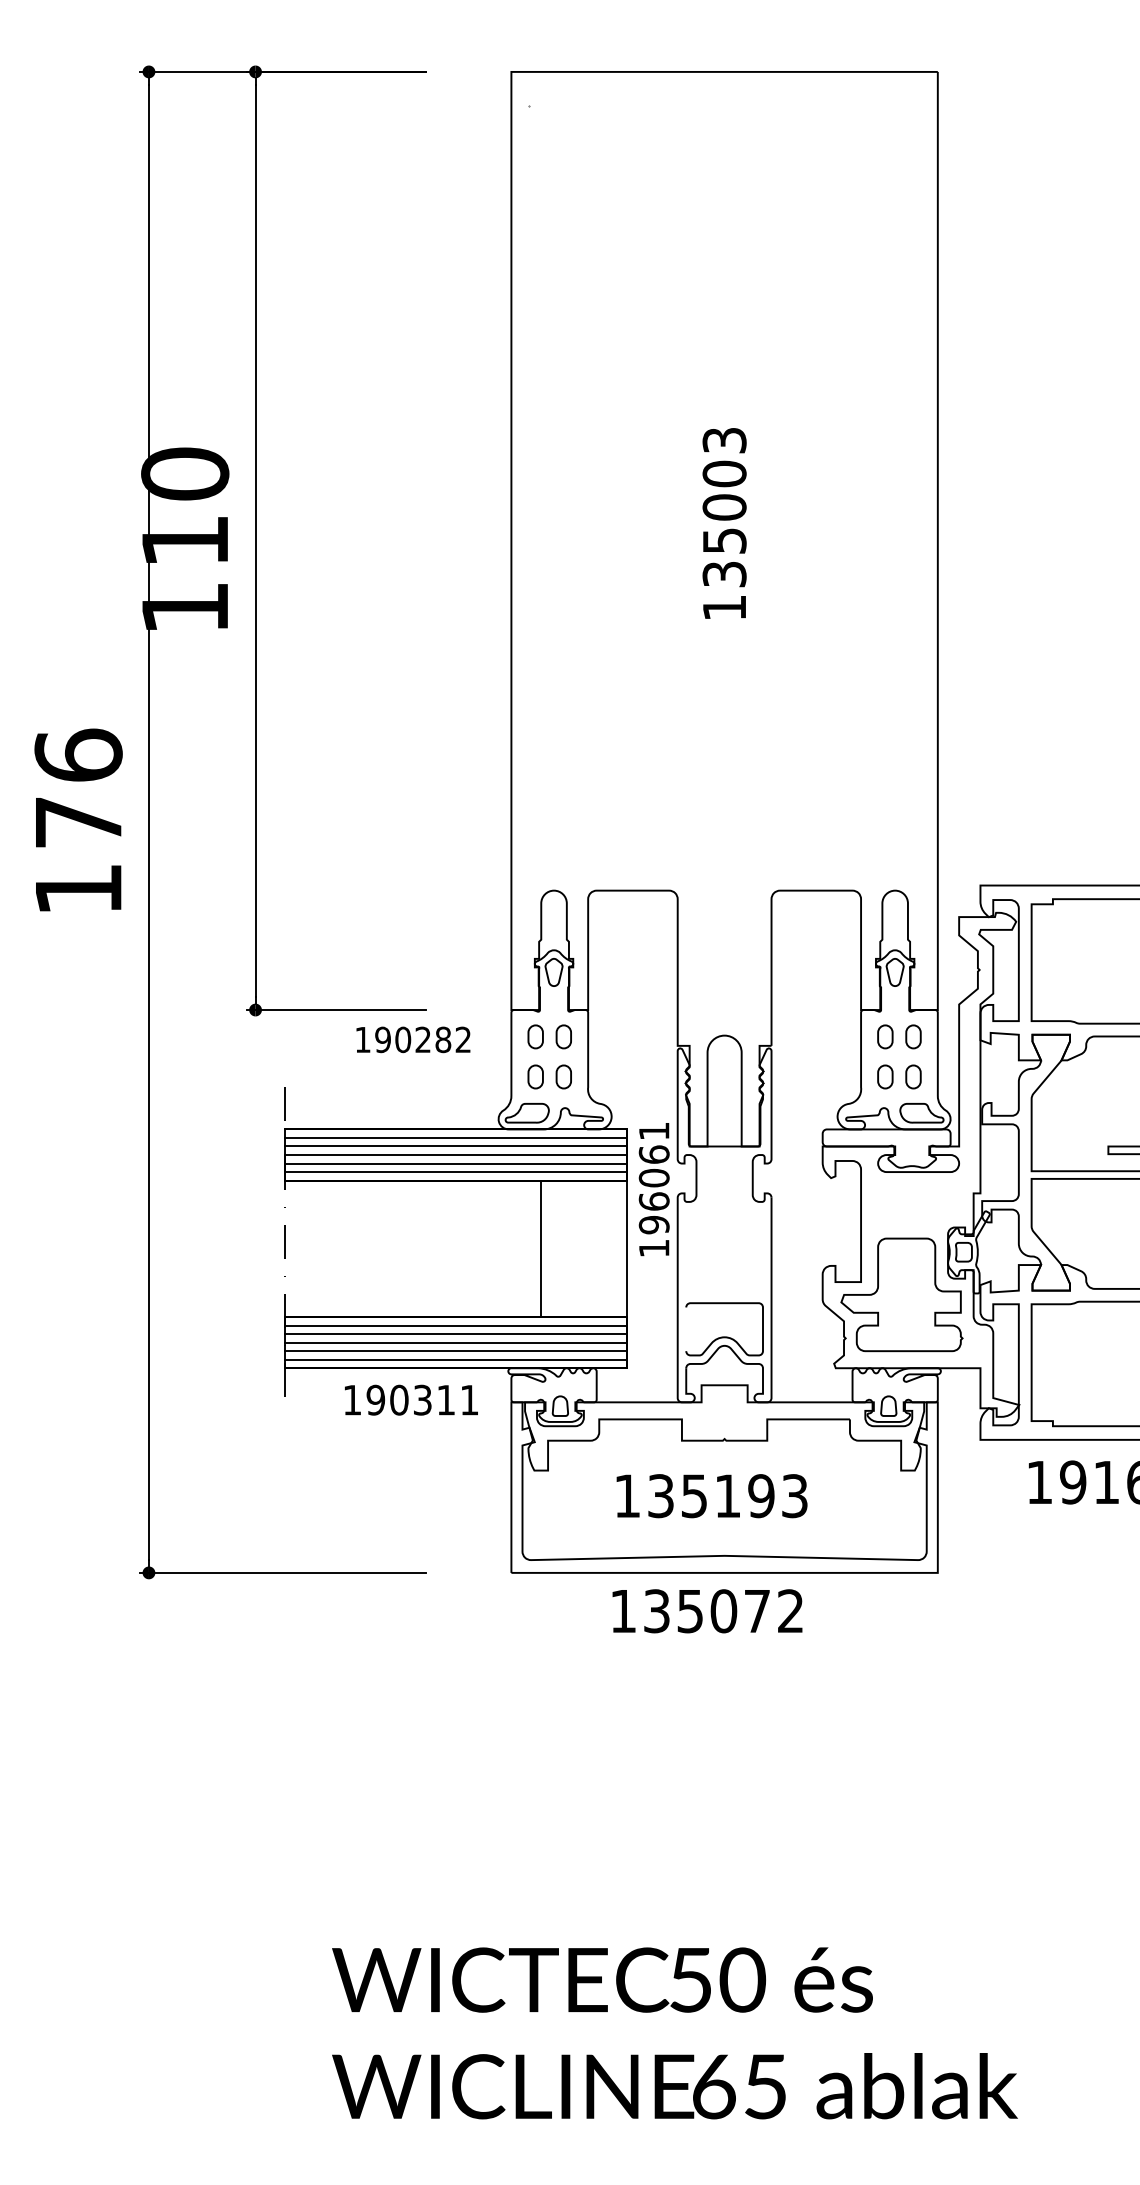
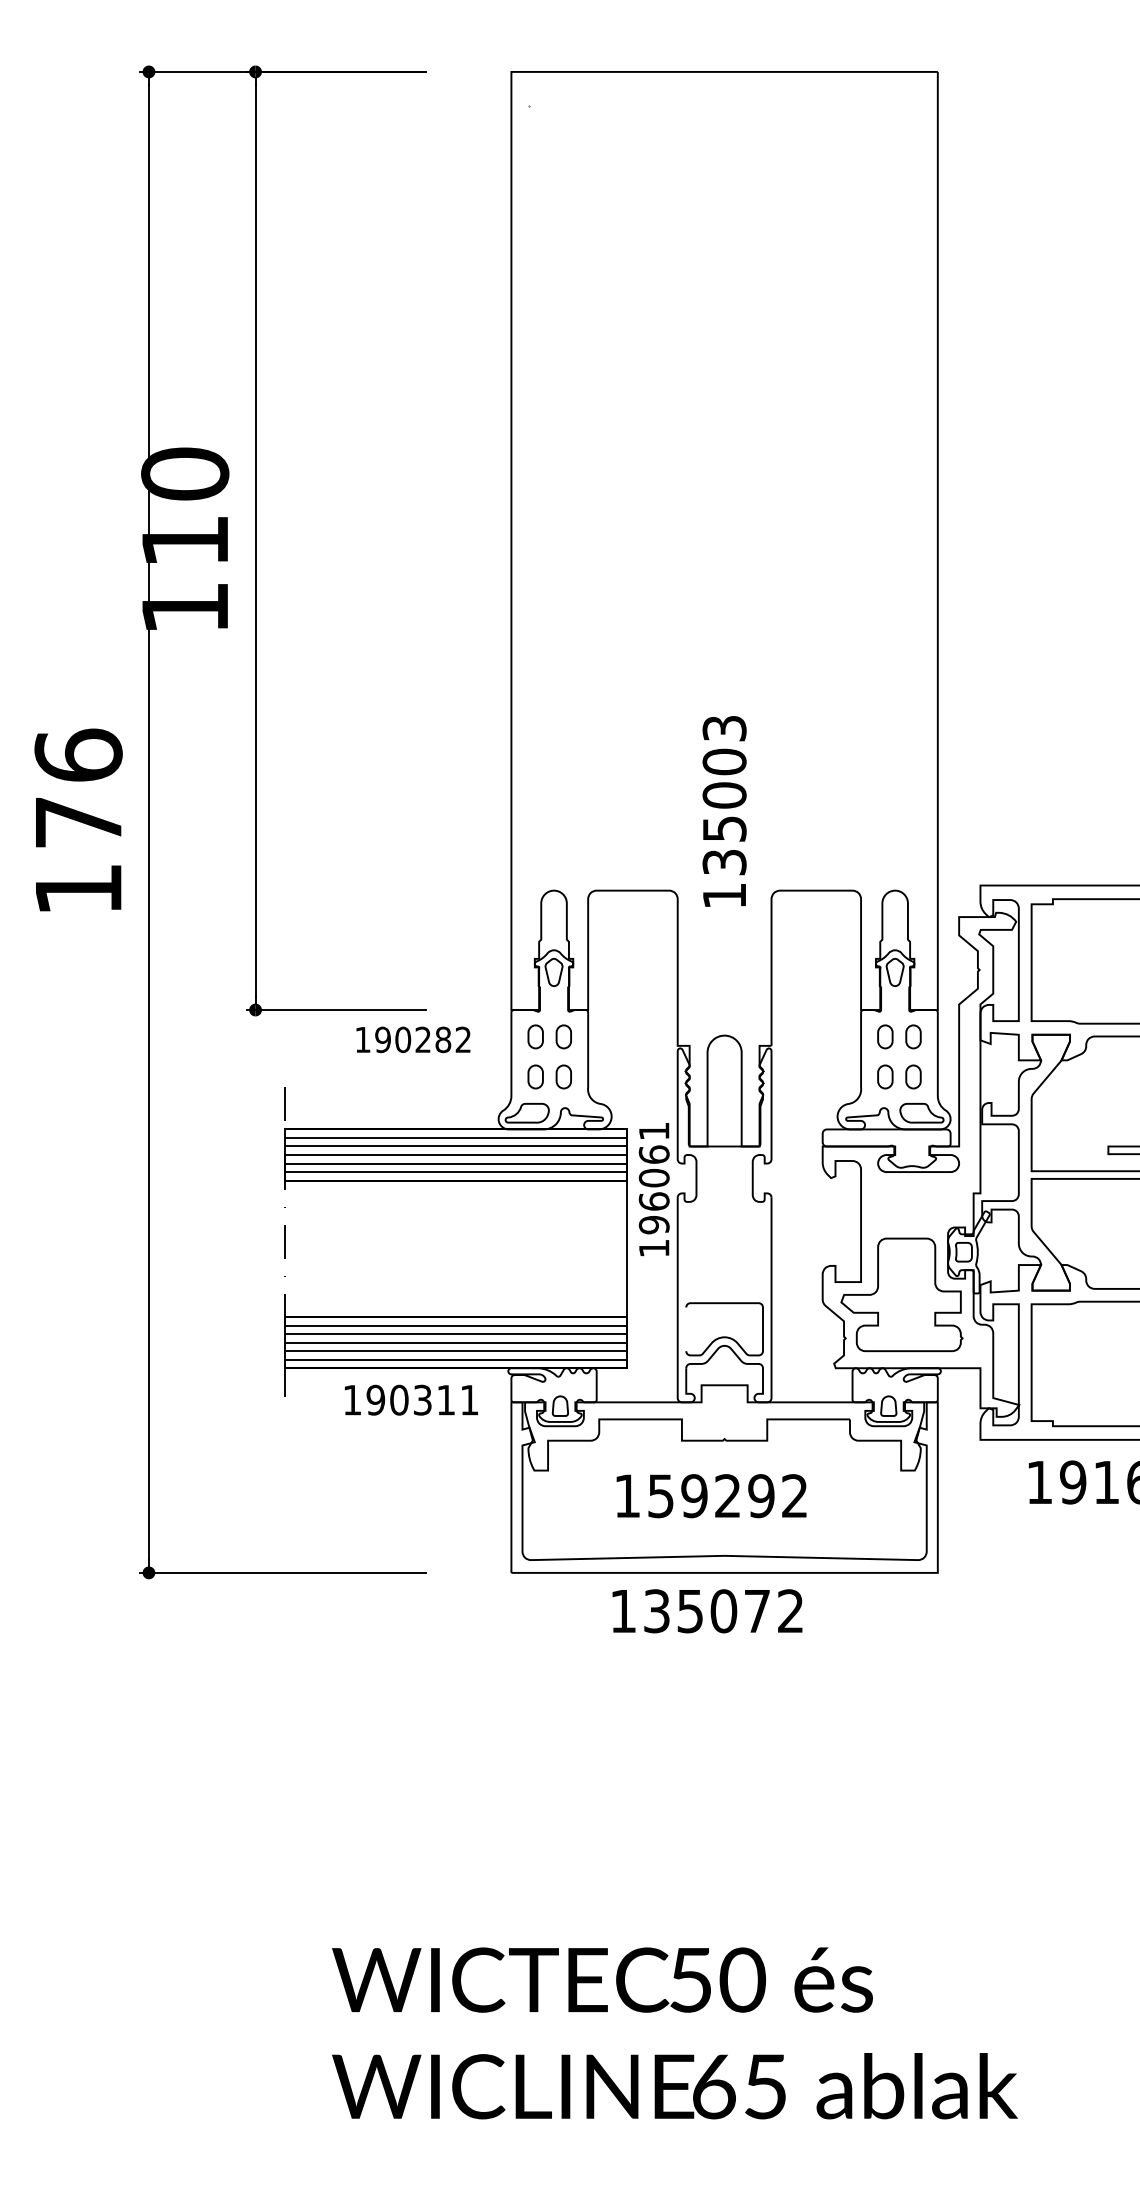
text position: (724, 523) -> (724, 811) (724, 811)
line: present -> none (541, 1248)
text: 135193 -> 159292 (727, 1496)
